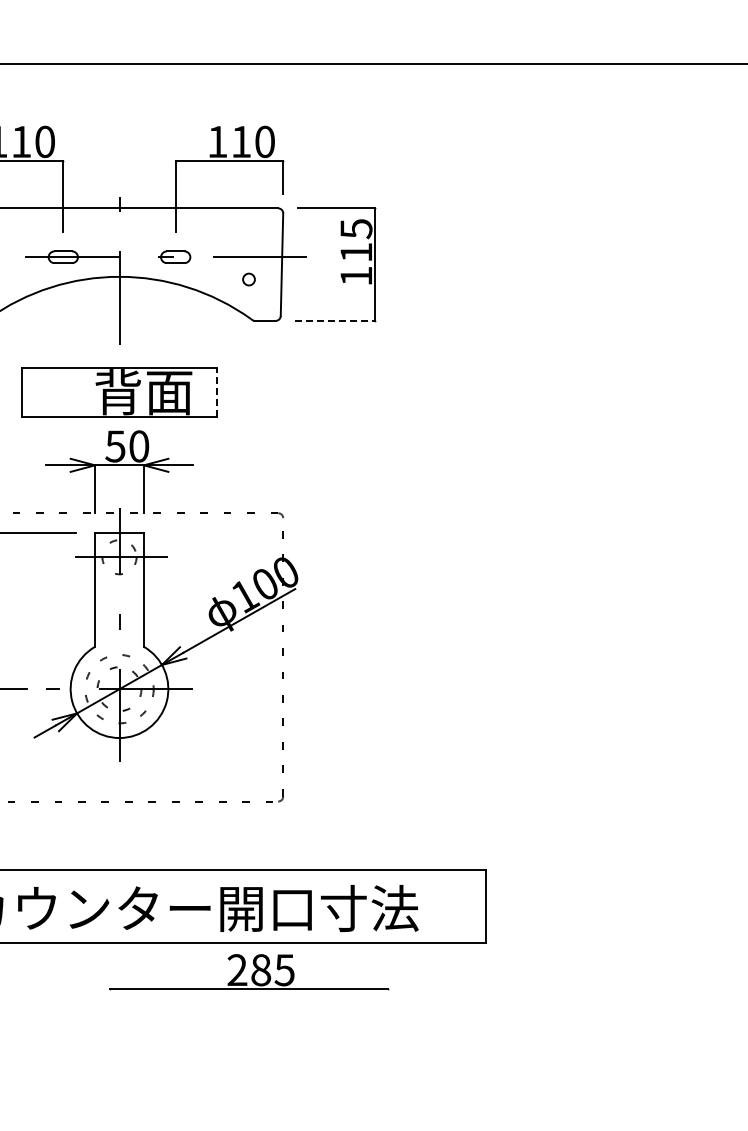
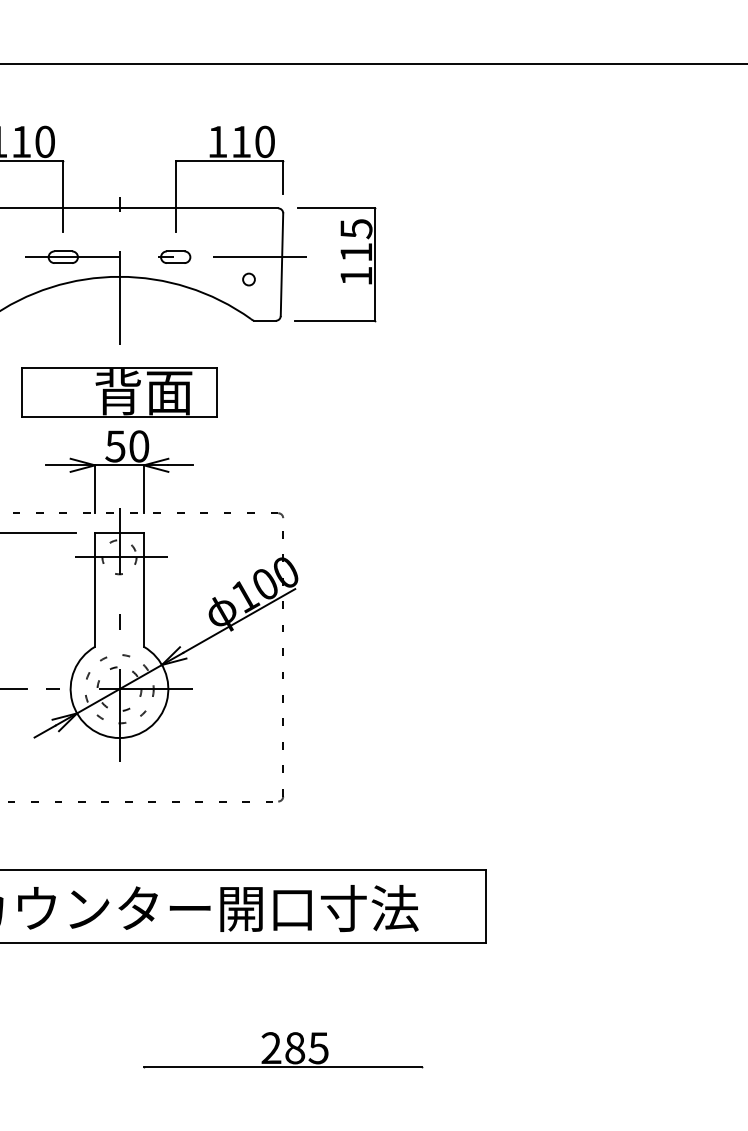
line: dashed -> solid (335, 320)
line: dashed -> solid (217, 392)
part position: (249, 972) -> (283, 1050) (283, 1050)
